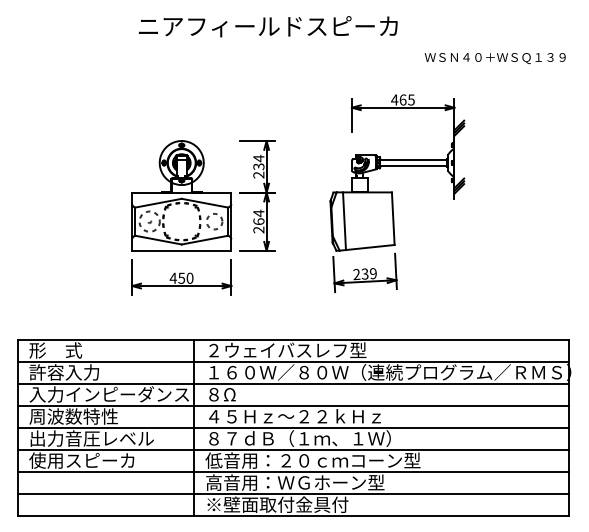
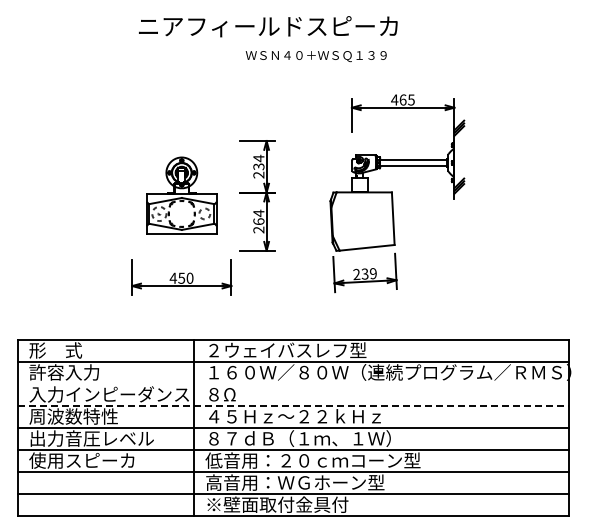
text position: (494, 58) -> (315, 56) (315, 56)
part size: 102x112 px -> 72x79 px (181, 195)
line: present -> none (344, 221)
line: present -> none (292, 383)
line: solid -> dashed (293, 405)
